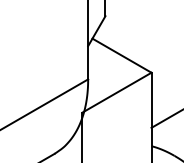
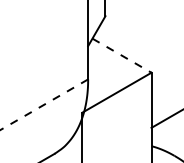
line: solid -> dashed (122, 55)
line: solid -> dashed (44, 104)
